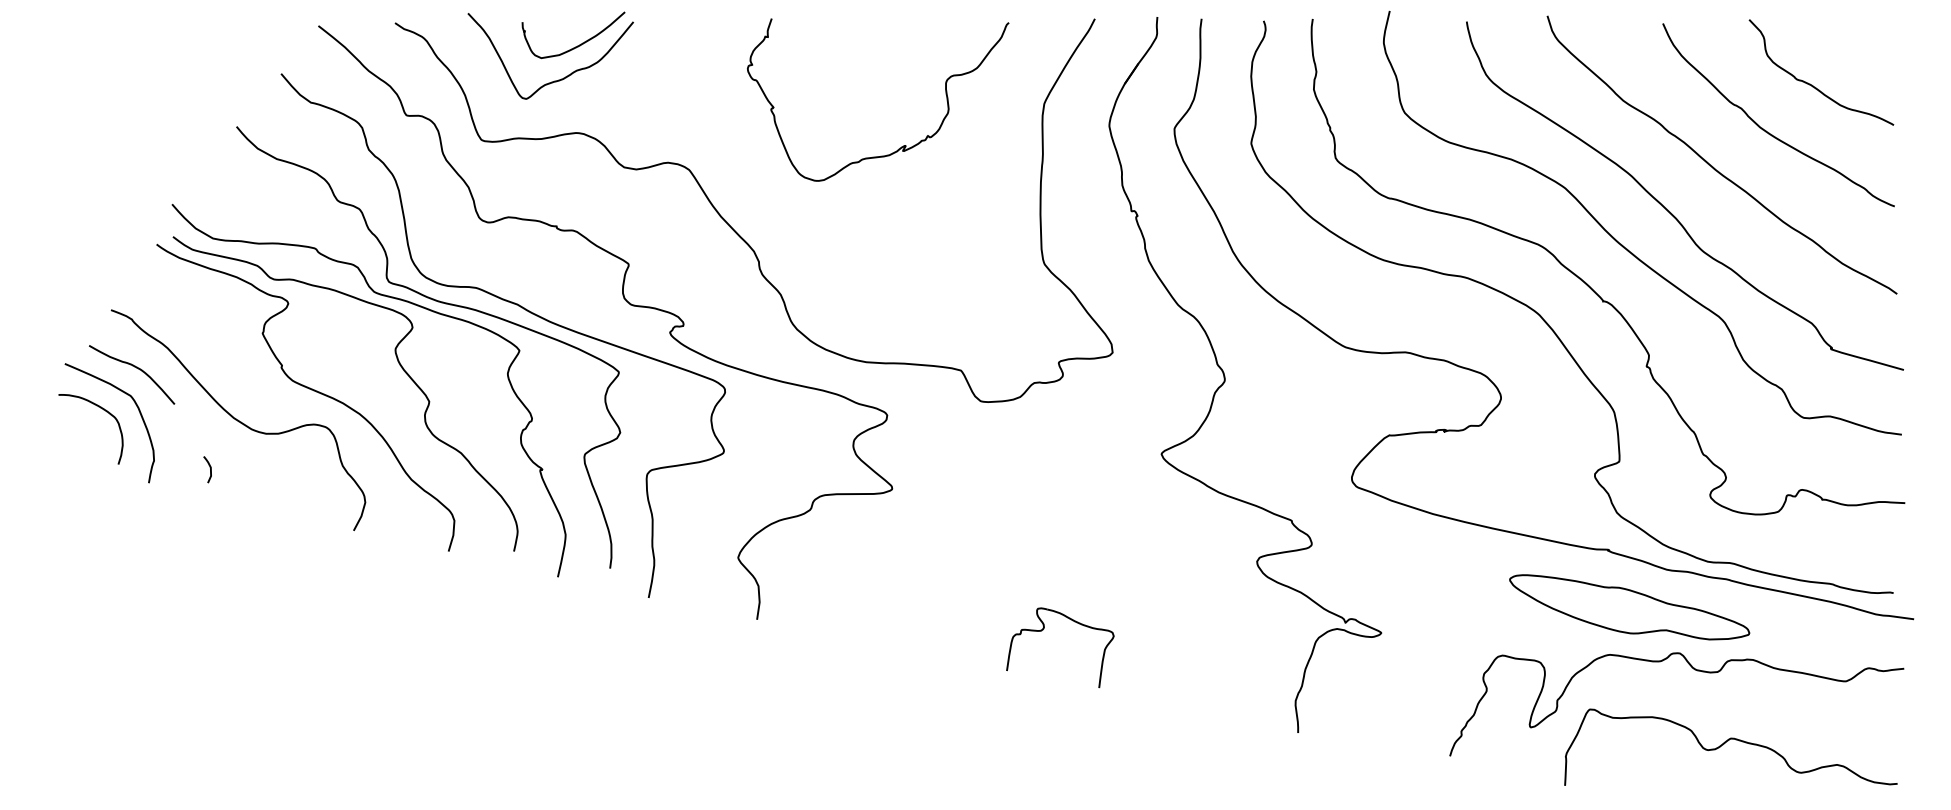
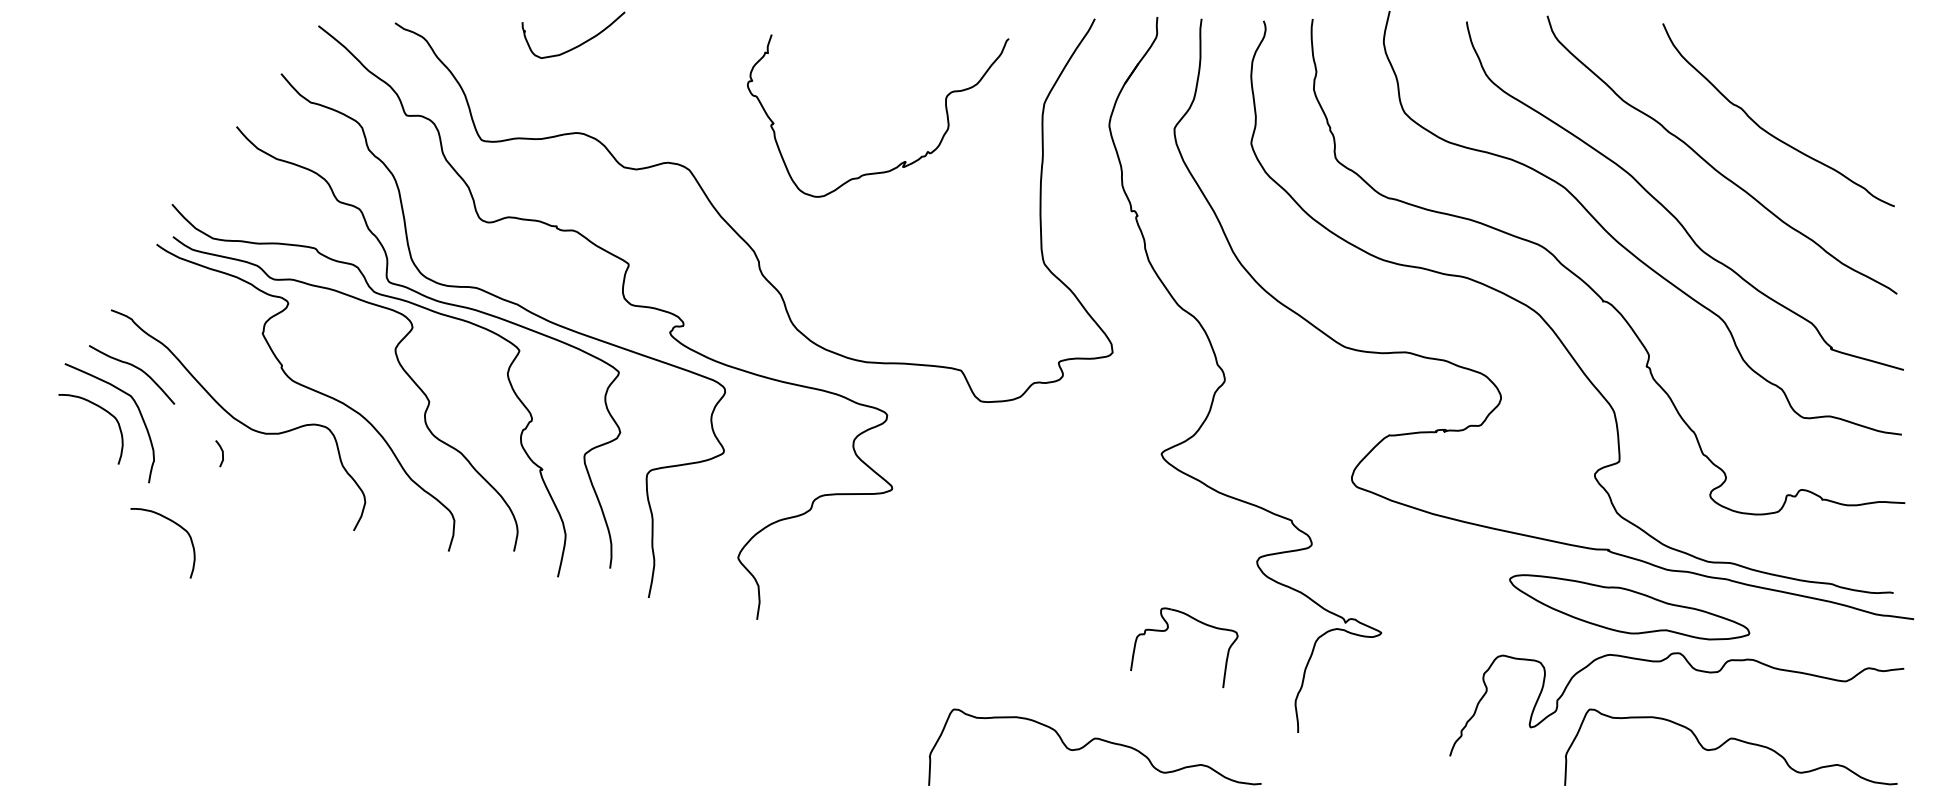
curve: present -> none (554, 80)
curve: present -> none (1813, 85)
curve position: (901, 146) -> (901, 162) (901, 162)
curve position: (209, 467) -> (221, 451) (221, 451)
curve: none -> present (175, 524)
part position: (1043, 630) -> (1167, 630) (1167, 630)
curve: none -> present (1092, 741)
